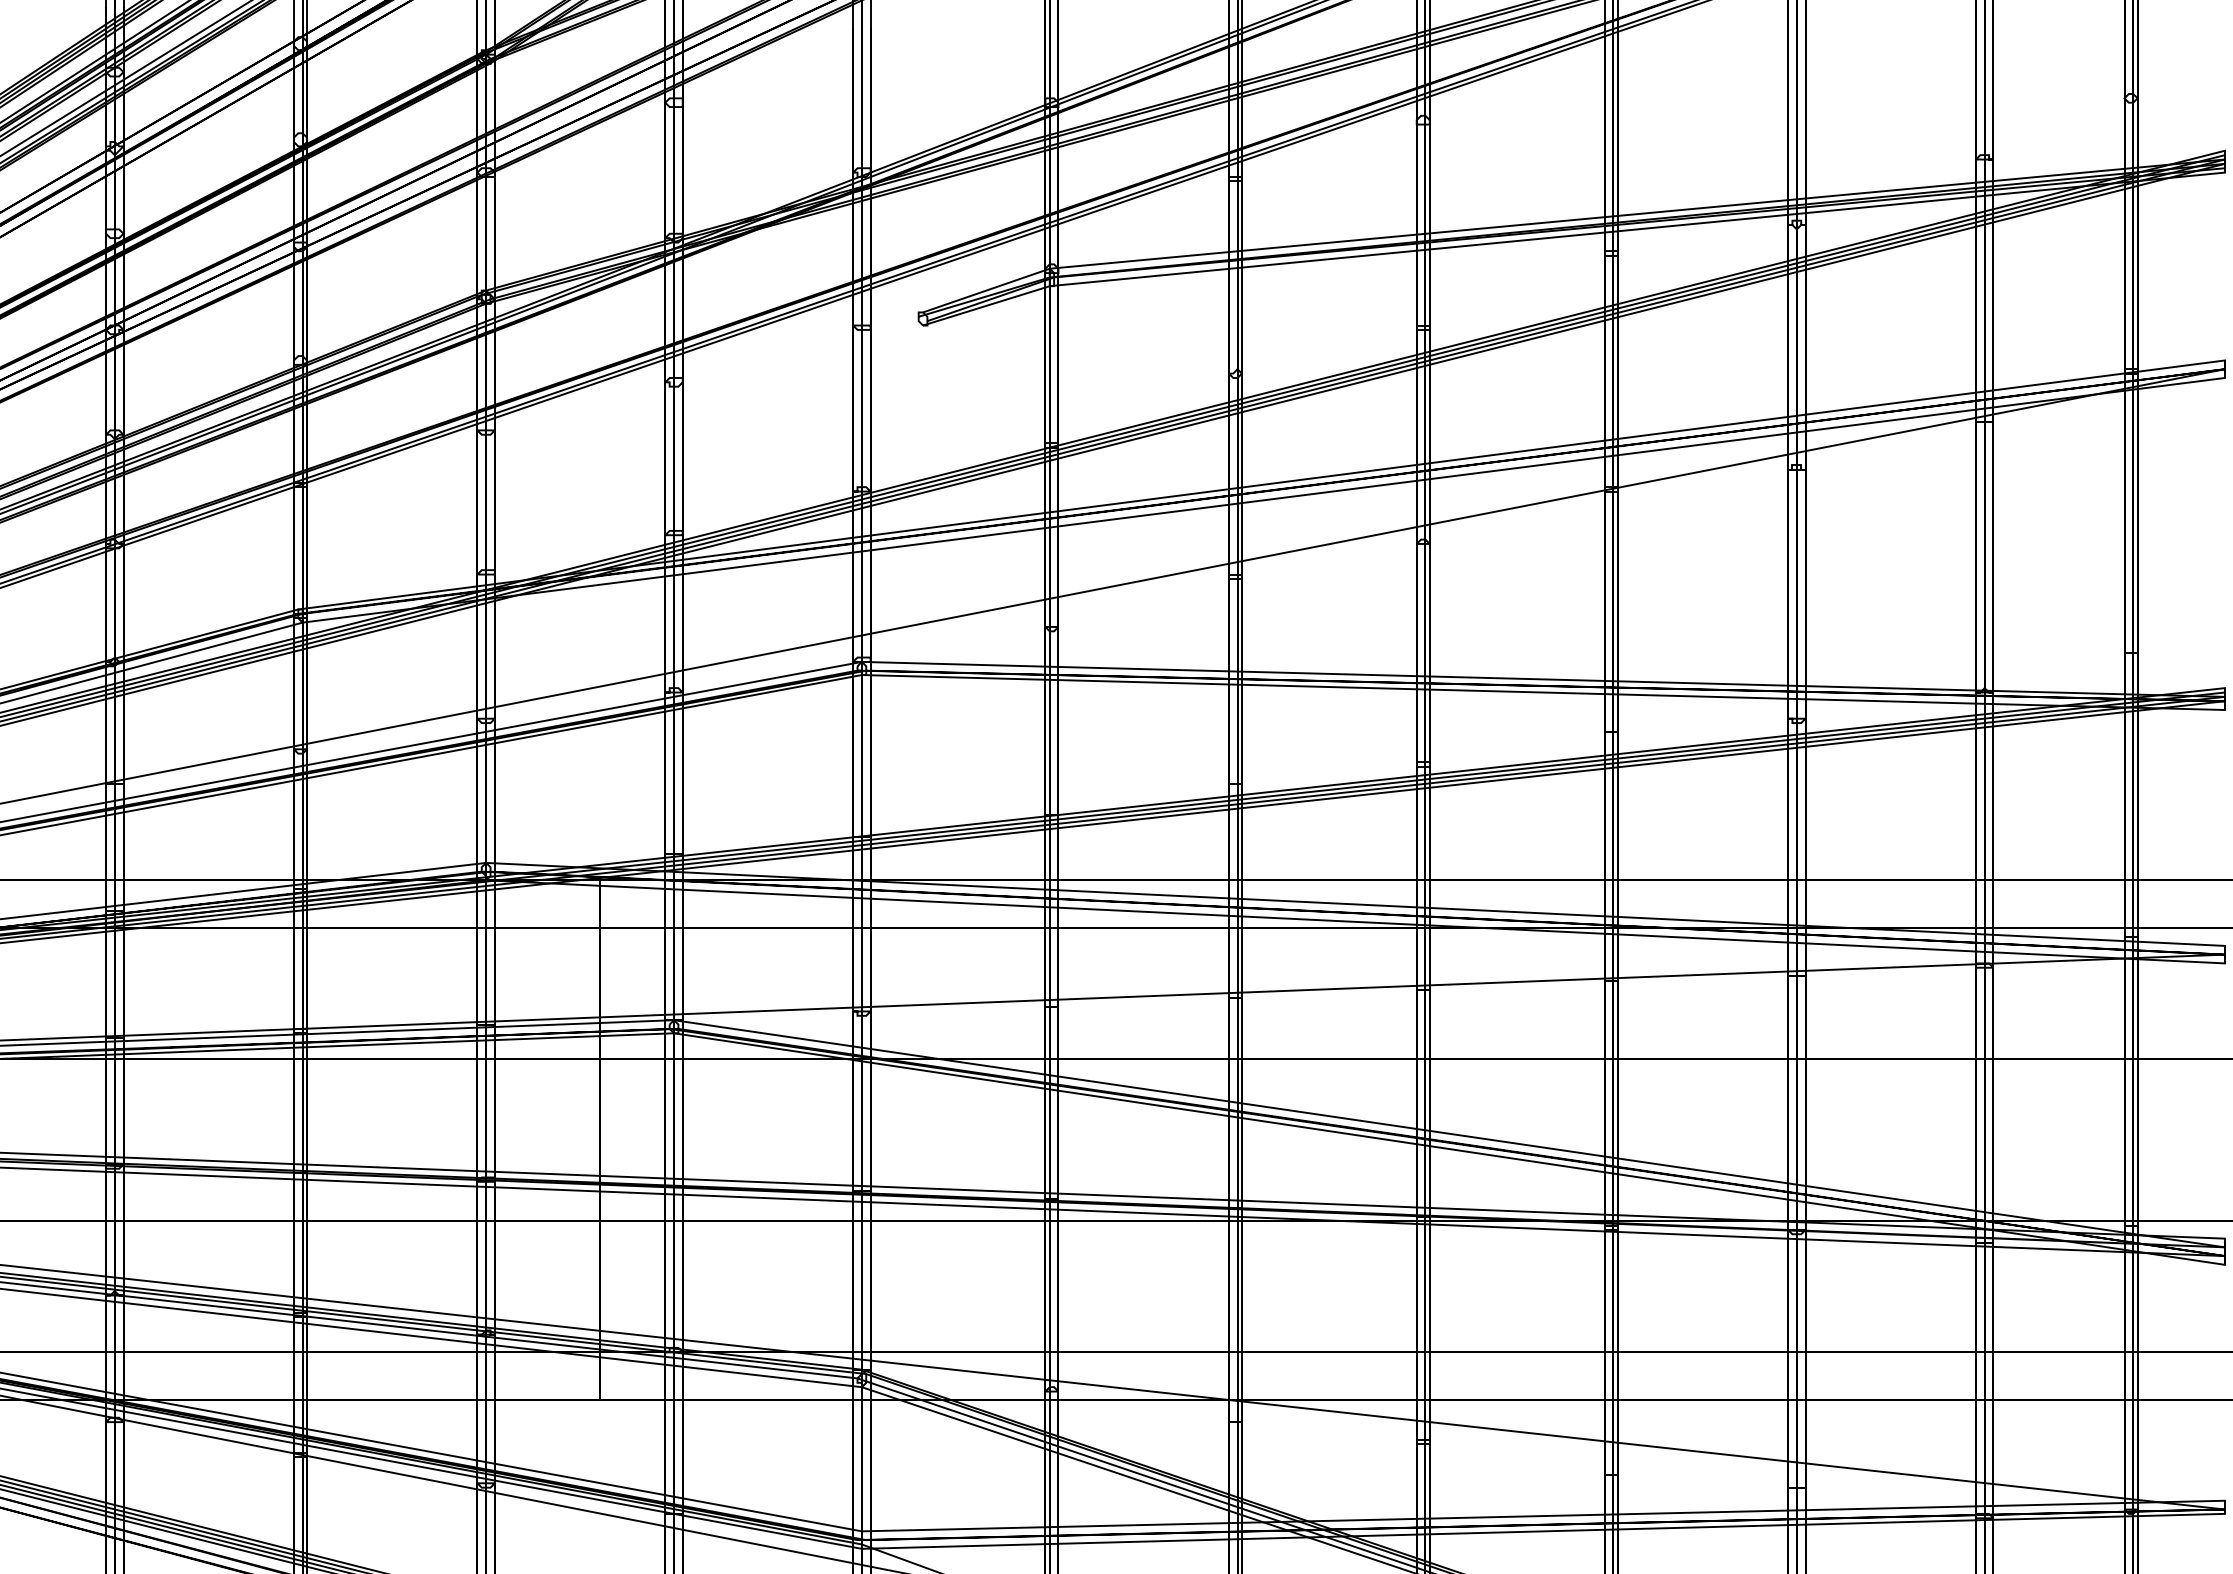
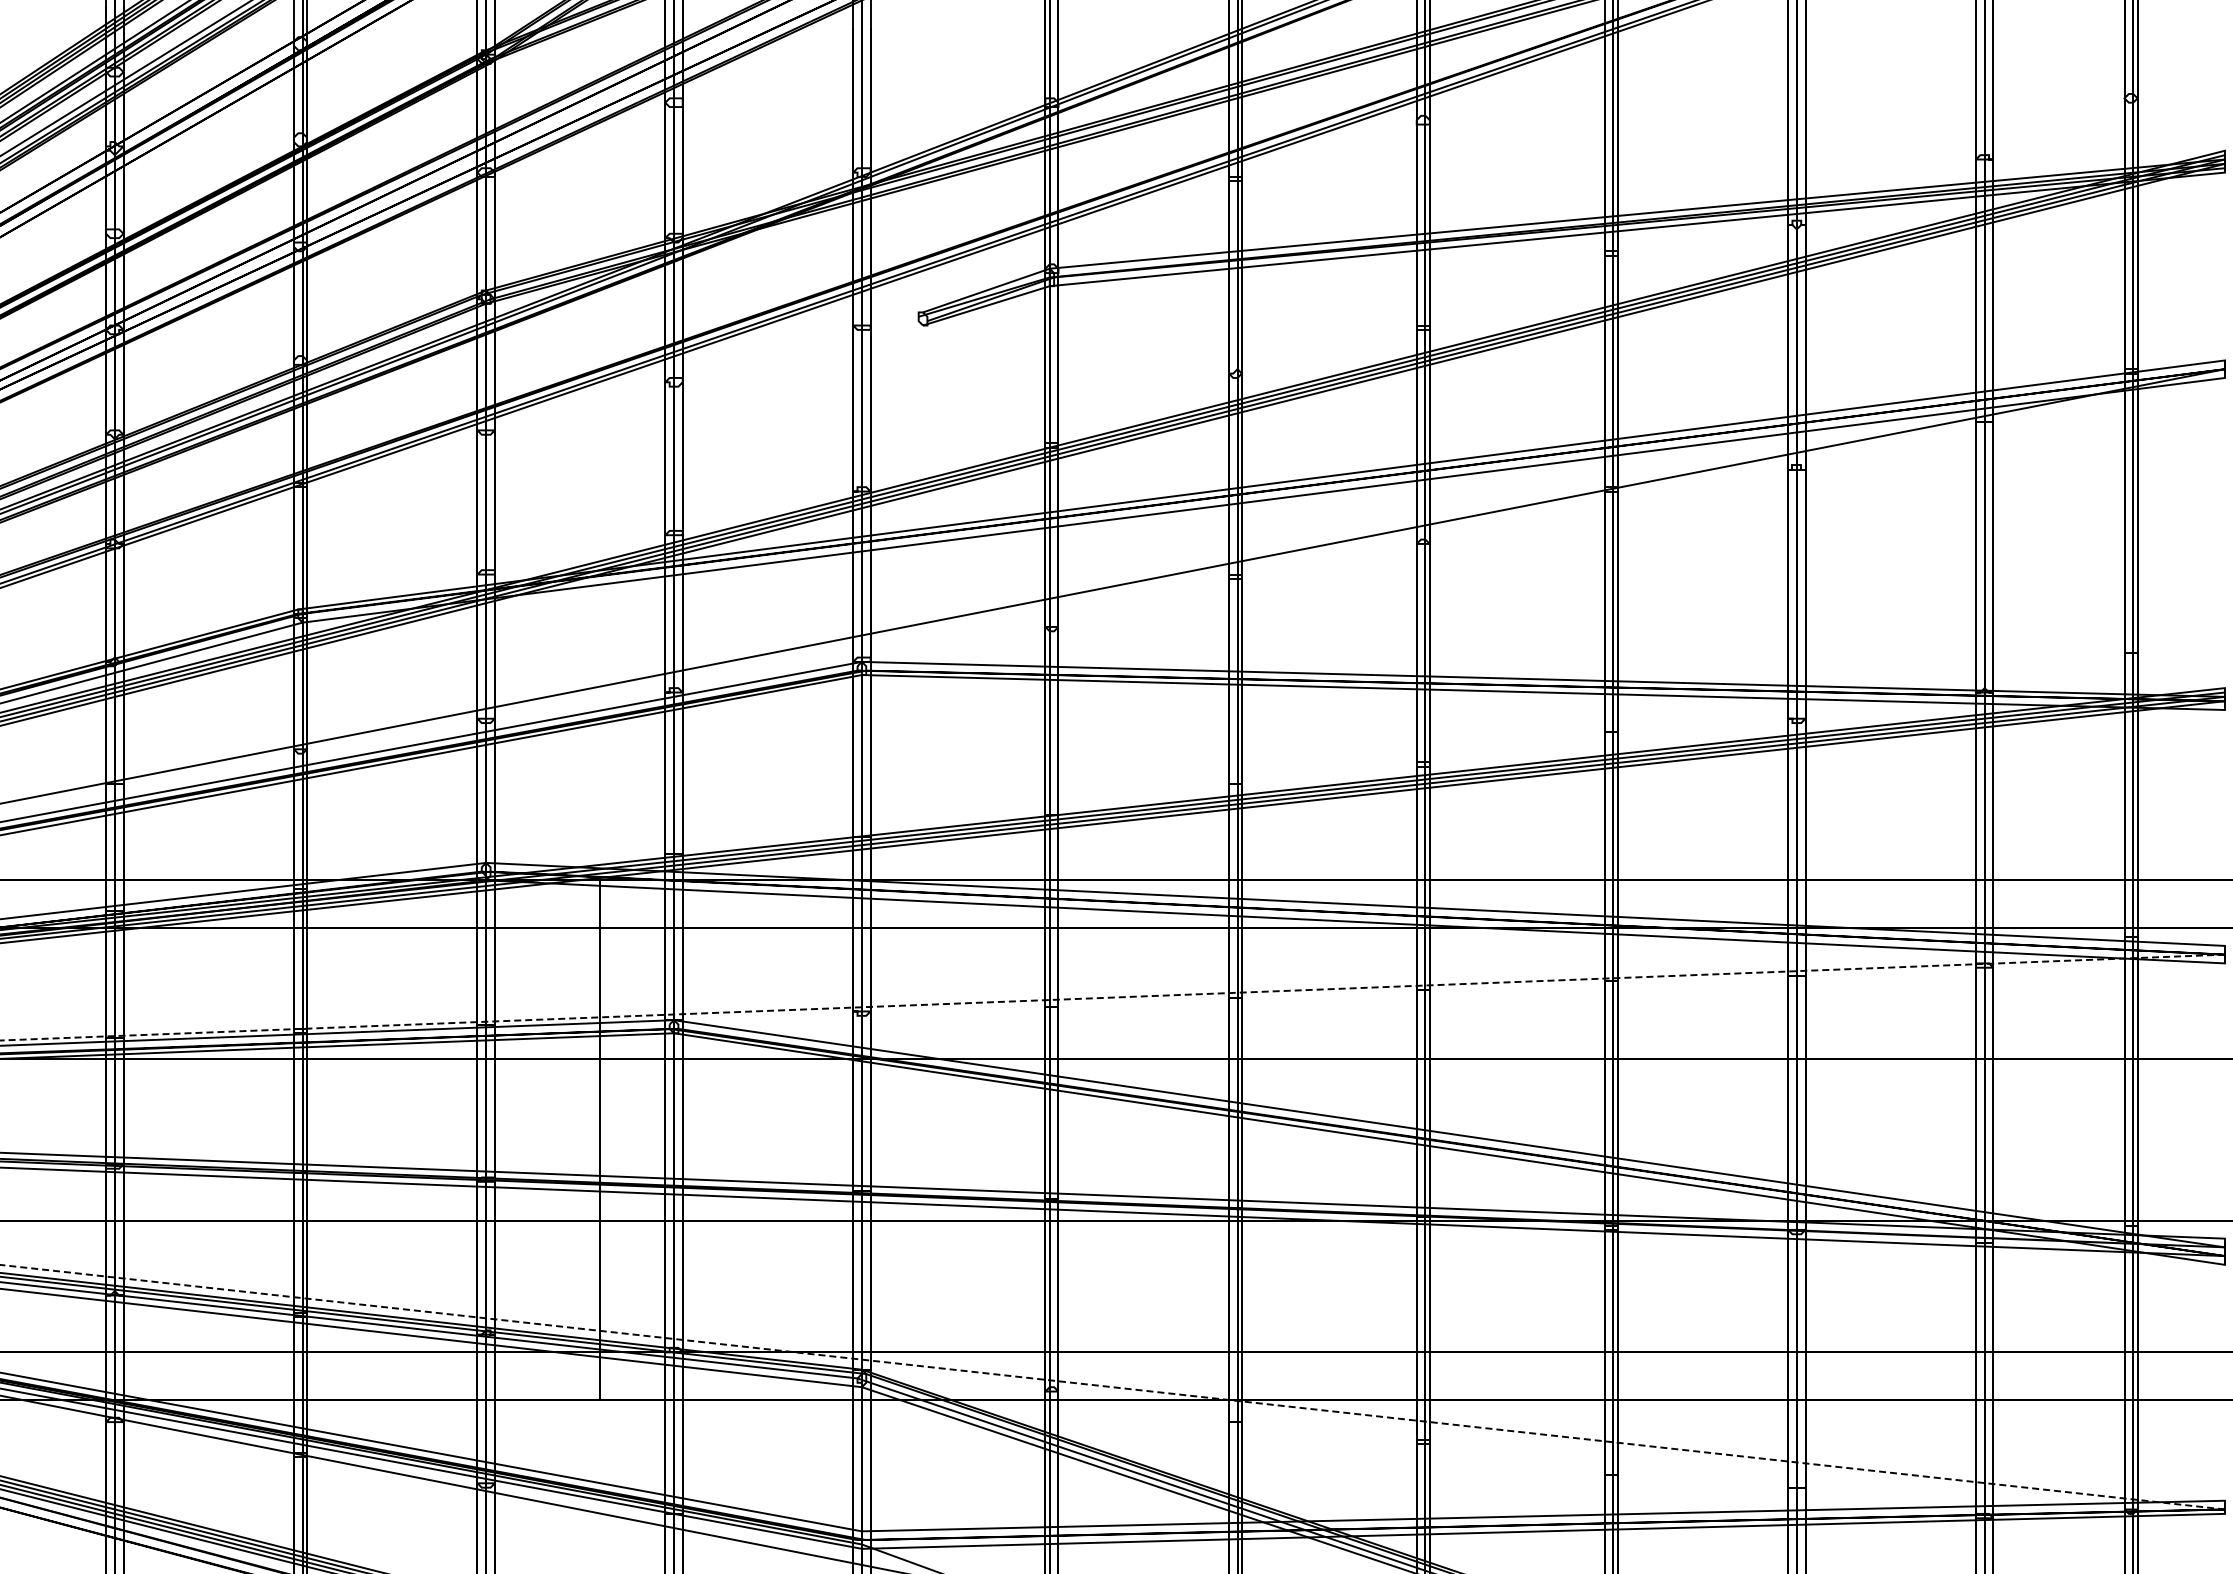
line: solid -> dashed (1112, 997)
line: solid -> dashed (1112, 1387)
